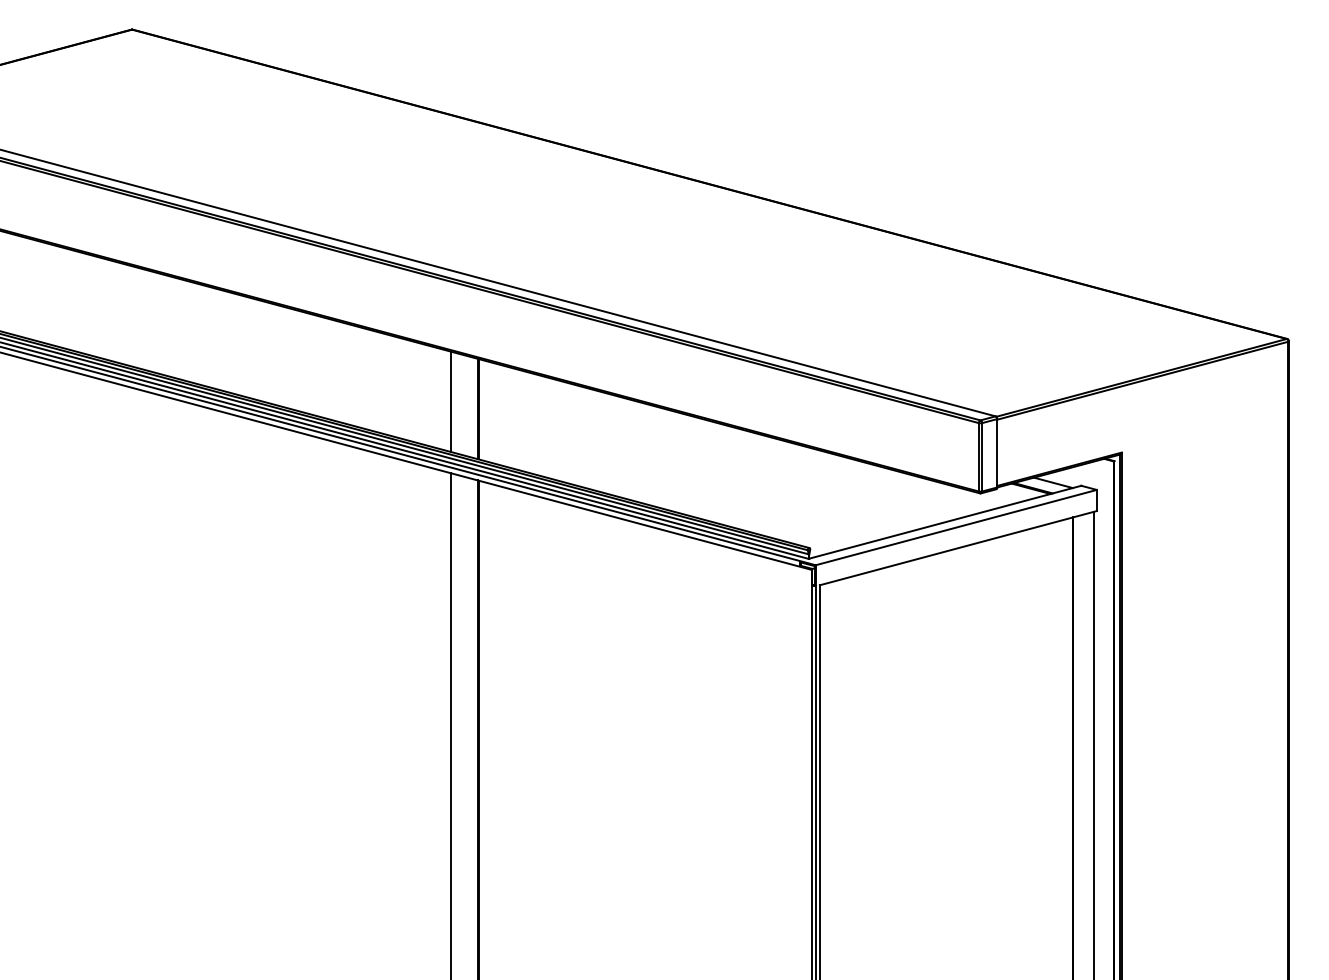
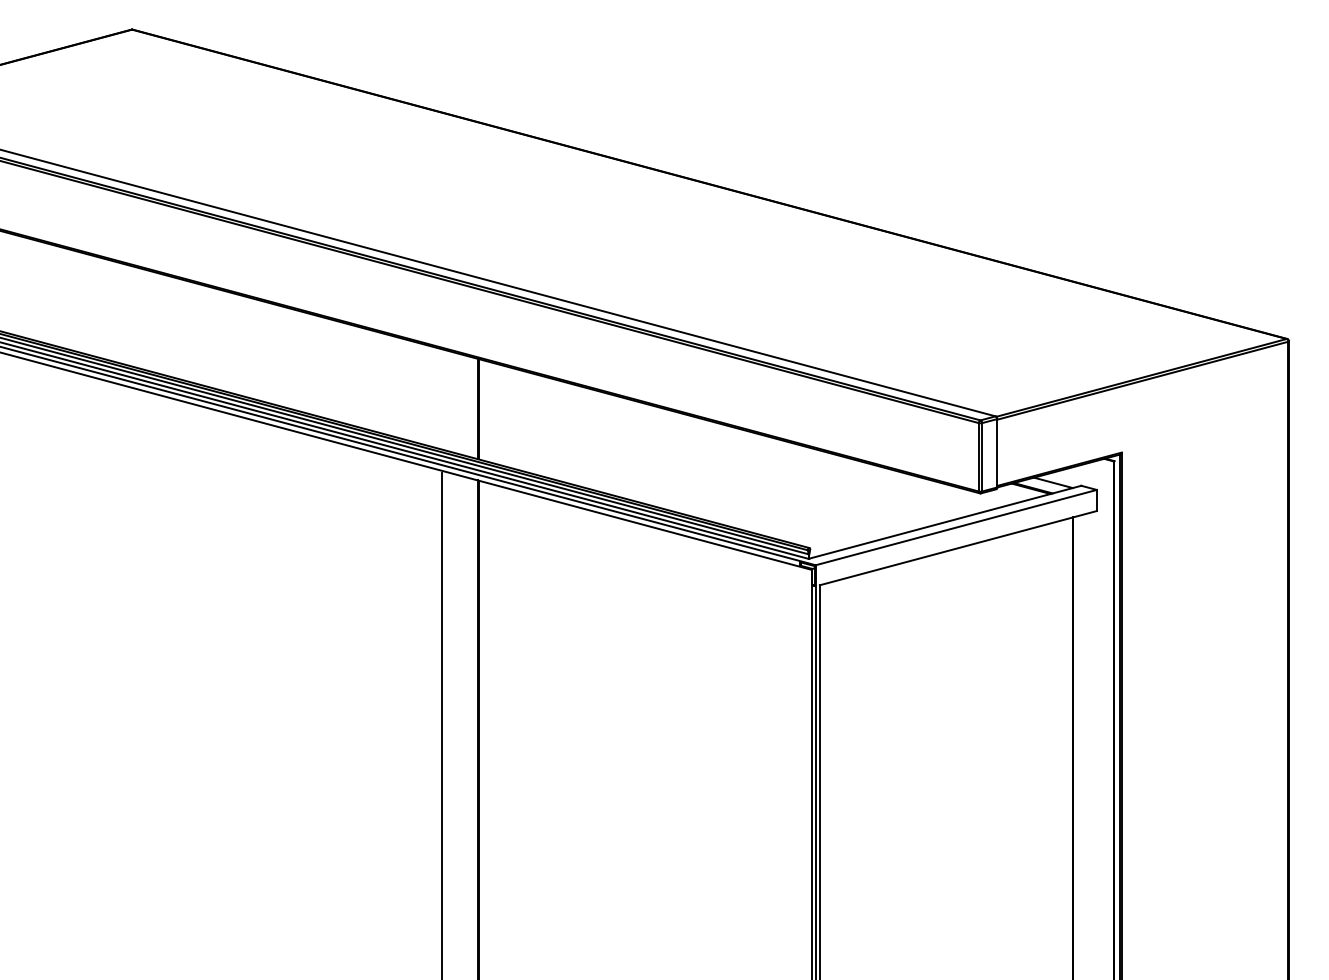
line: present -> none (450, 401)
line position: (450, 724) -> (441, 724) (441, 724)
line: present -> none (1093, 743)
